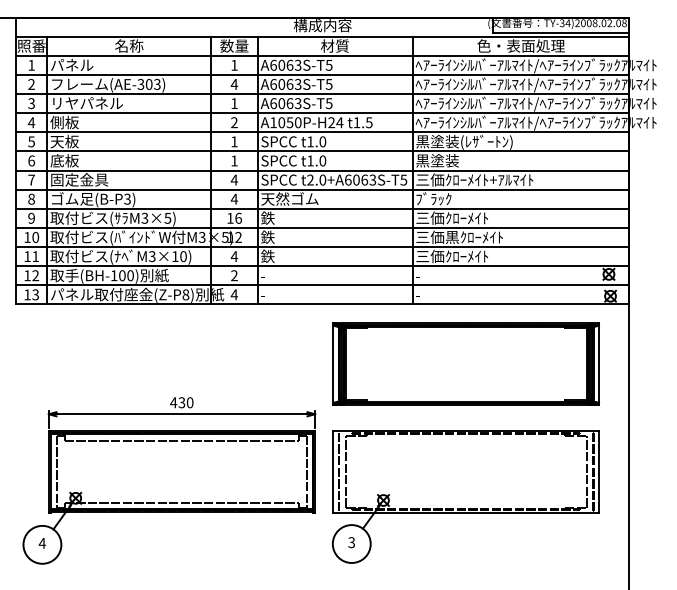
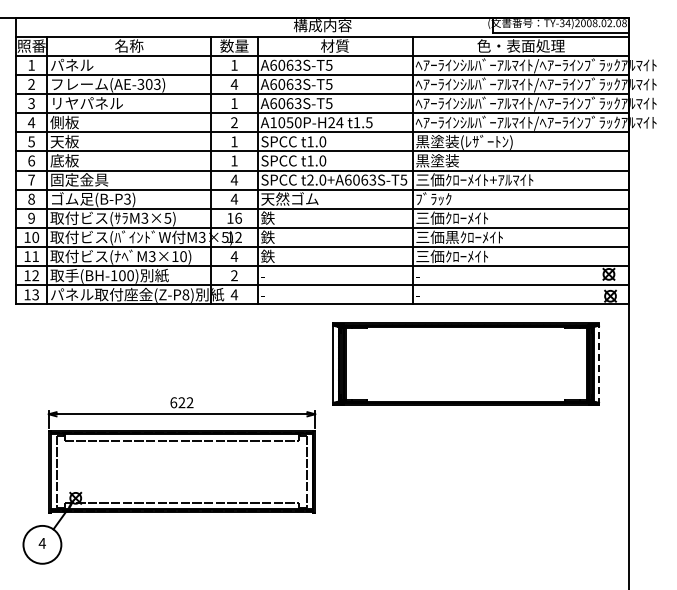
line: solid -> dashed (599, 363)
text: 430 -> 622 (181, 402)
part: present -> none (465, 496)
